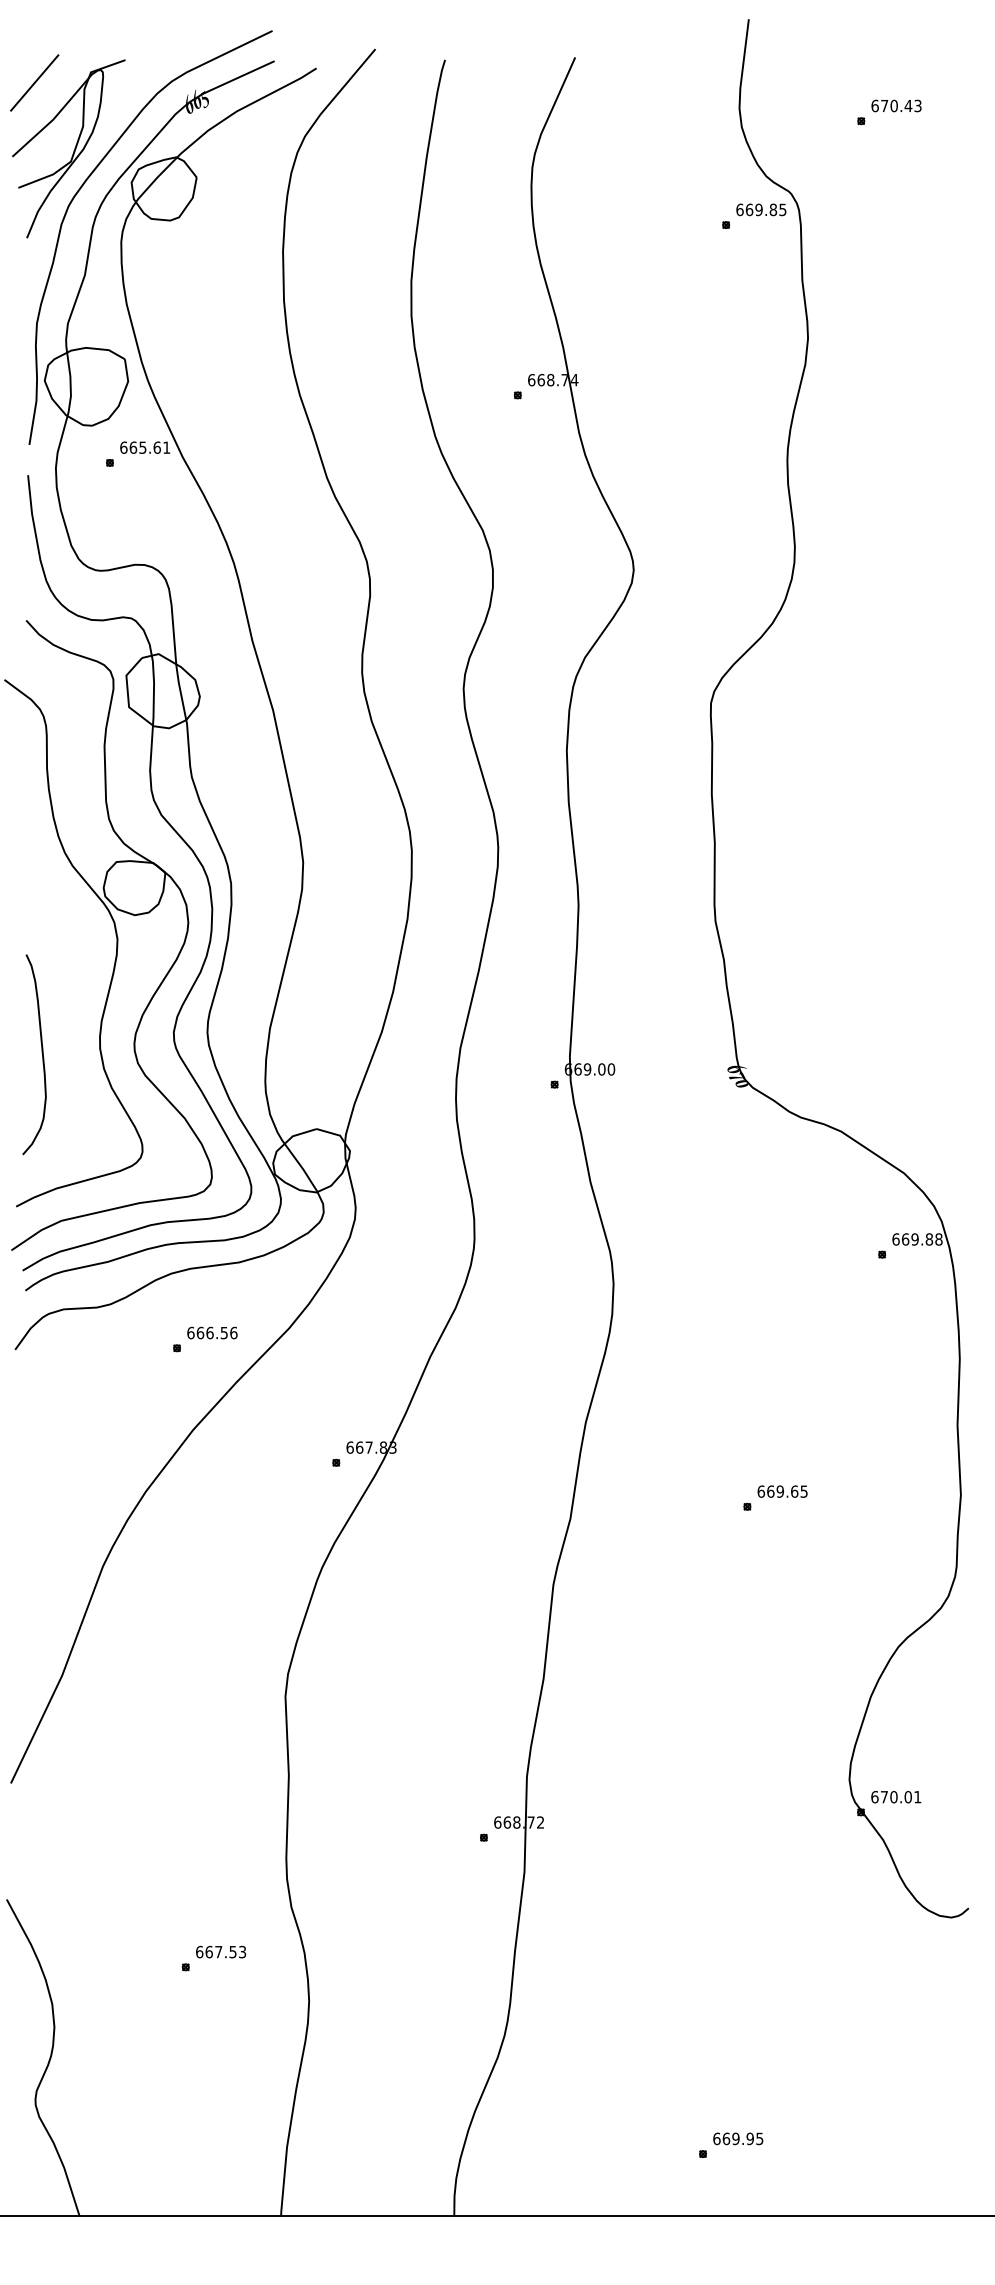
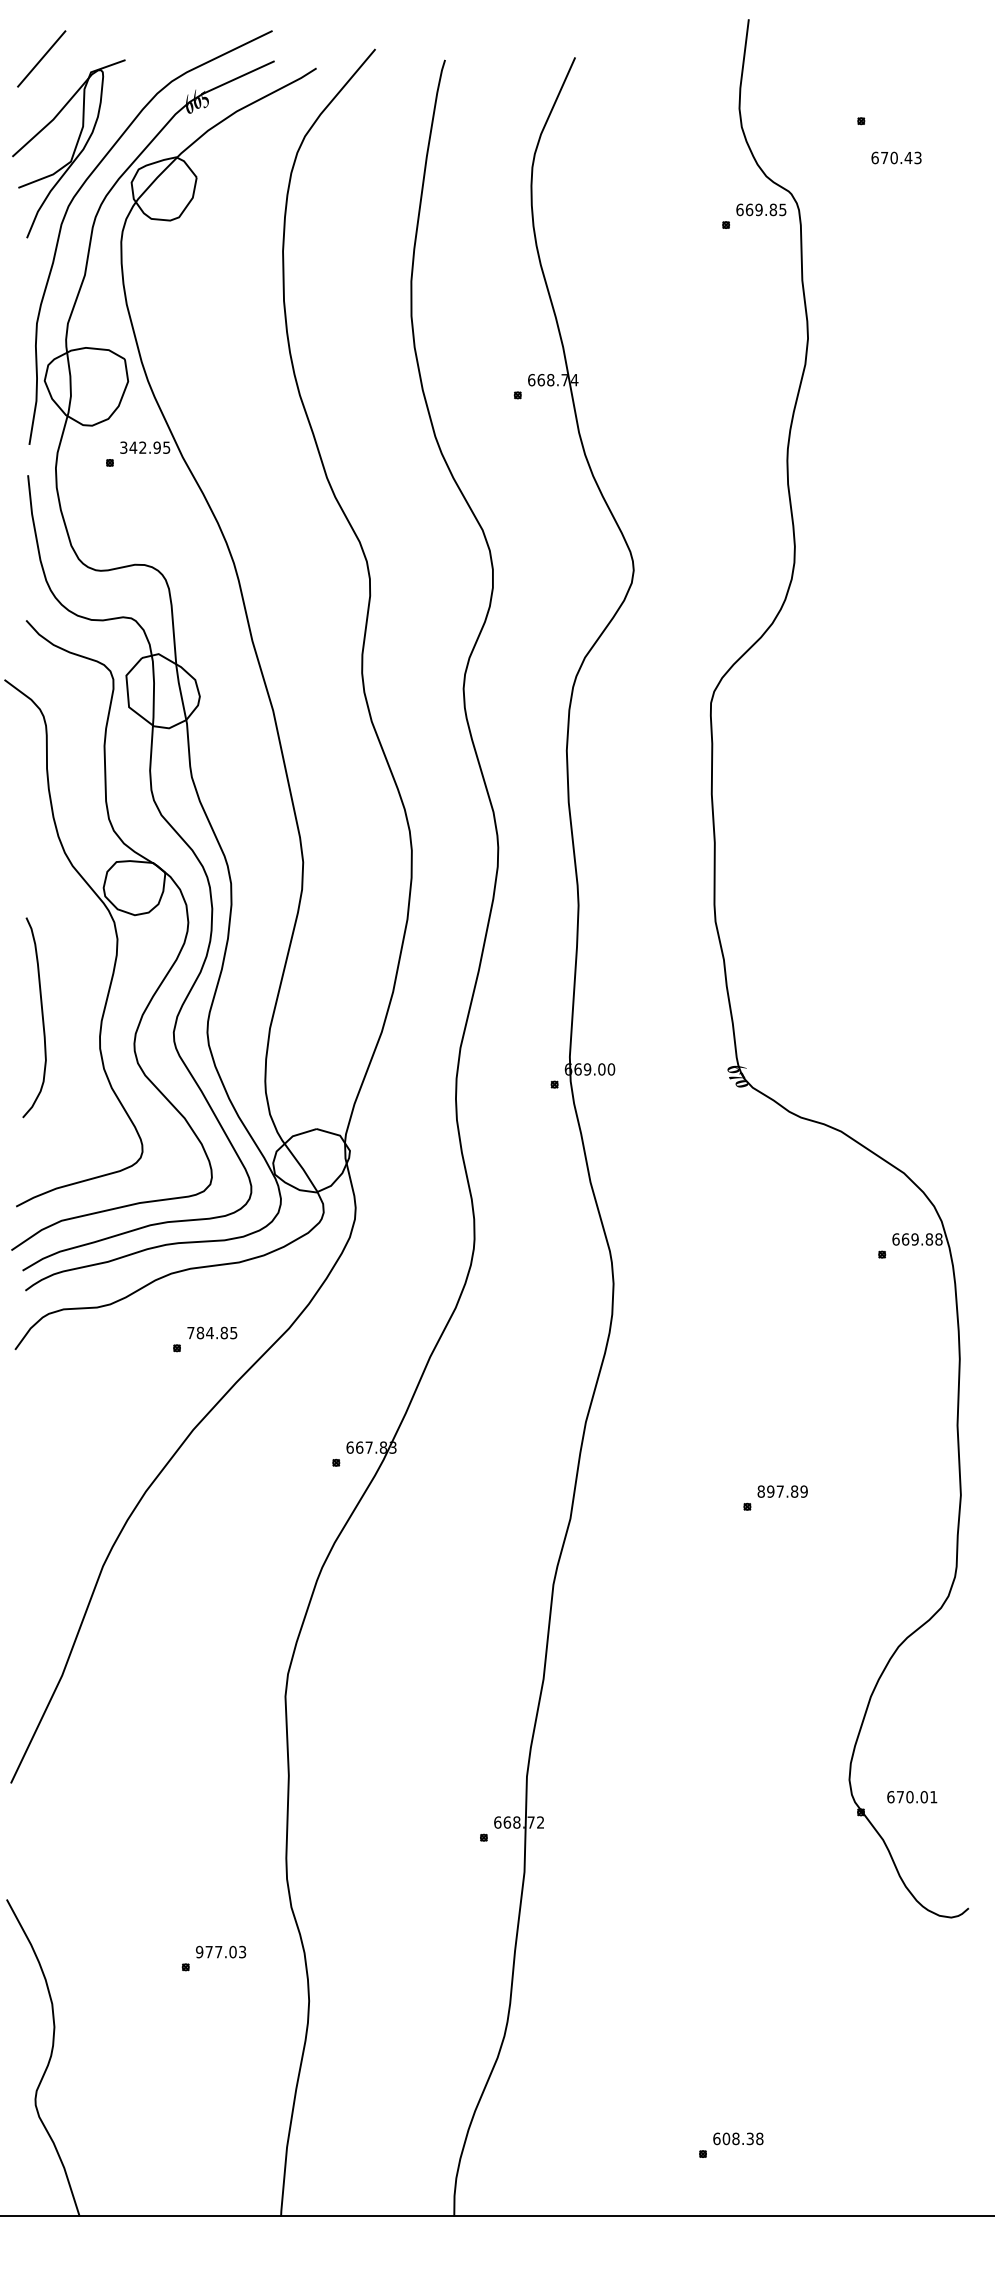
line position: (34, 82) -> (41, 58) (41, 58)
text position: (896, 105) -> (896, 157) (896, 157)
text: 665.61 -> 342.95 (145, 447)
curve position: (41, 1053) -> (41, 1016) (41, 1016)
text: 666.56 -> 784.85 (212, 1332)
text: 669.65 -> 897.89 (782, 1491)
text position: (896, 1797) -> (912, 1797) (912, 1797)
text: 667.53 -> 977.03 (216, 1951)
text: 669.95 -> 608.38 (743, 2138)
